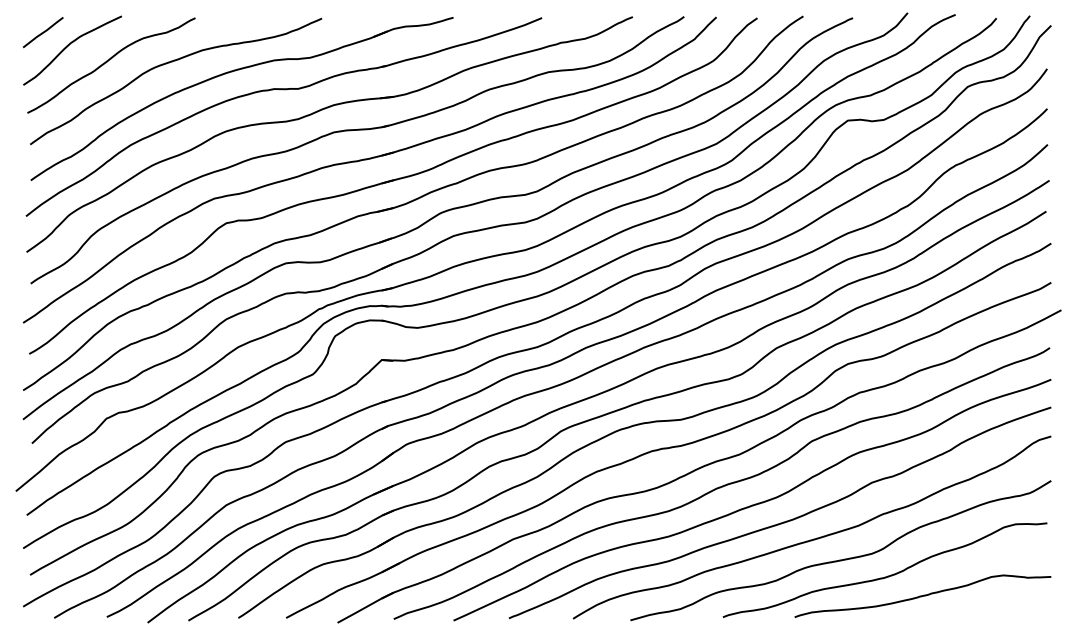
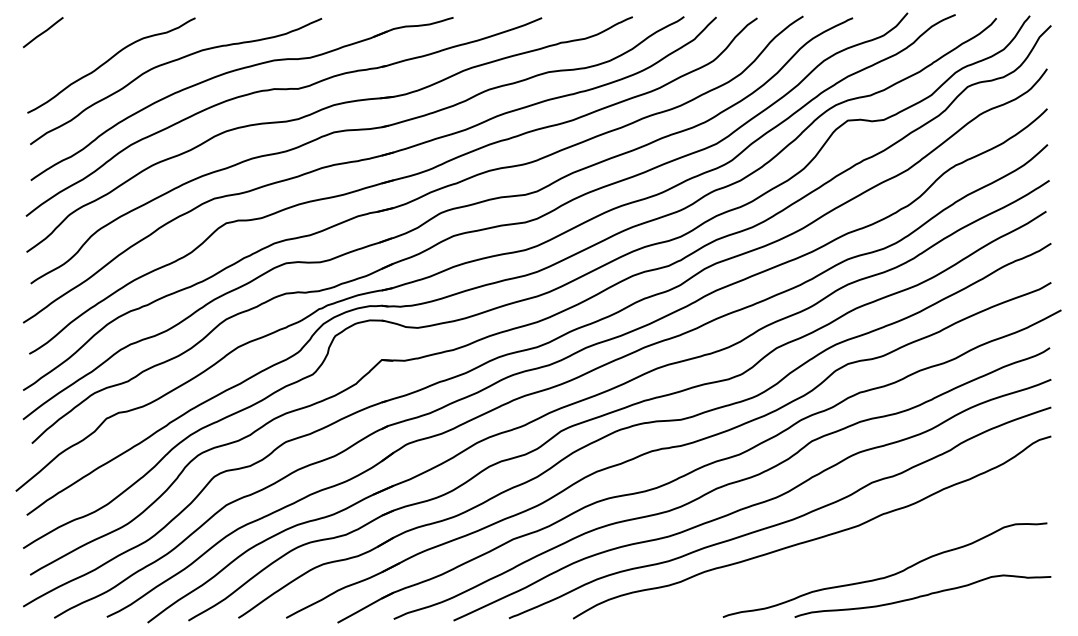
curve: present -> none (68, 46)
curve: present -> none (844, 558)
